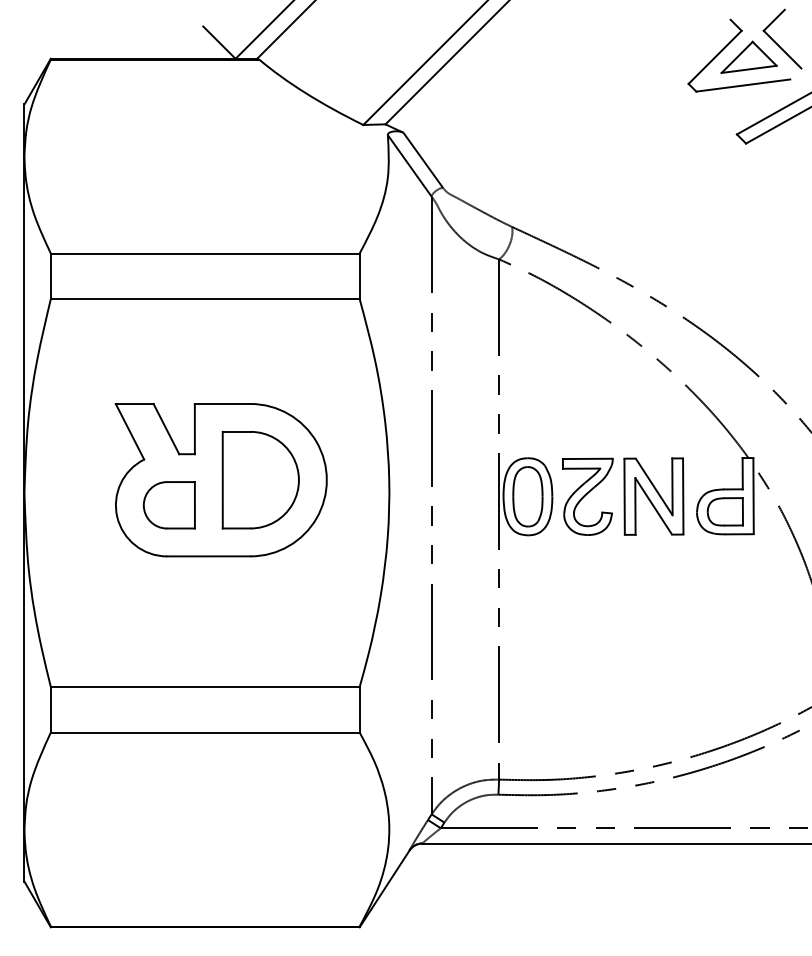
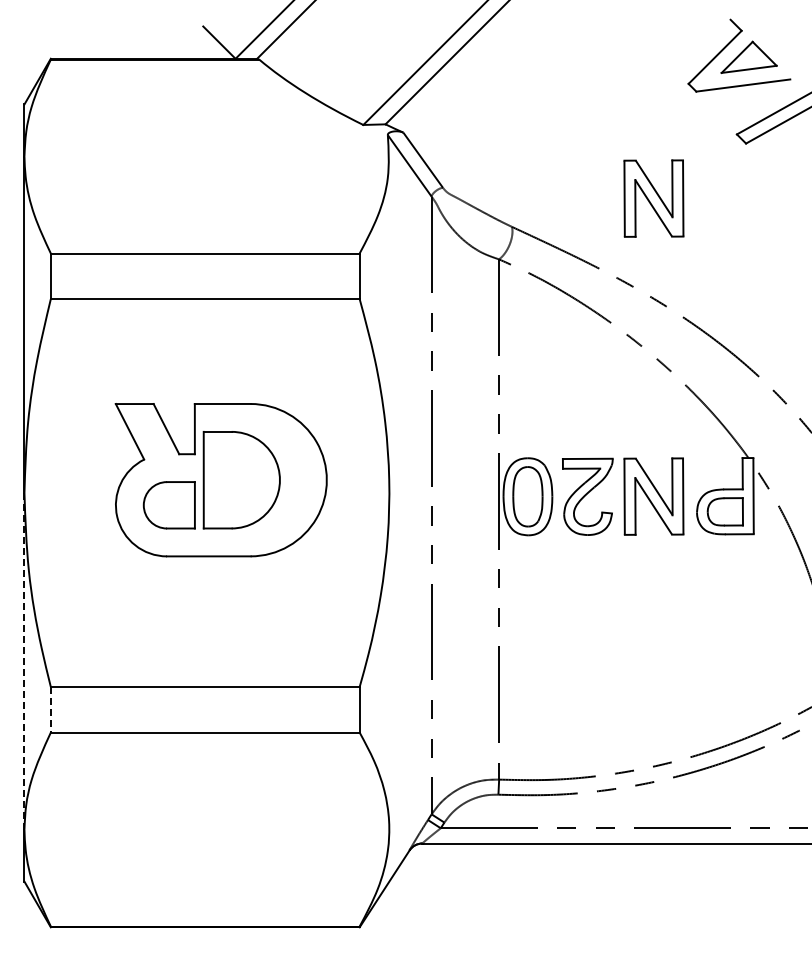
part: present -> none (777, 43)
part: none -> present (653, 198)
part position: (260, 480) -> (241, 480) (241, 480)
line: solid -> dashed (24, 661)
line: solid -> dashed (50, 709)
